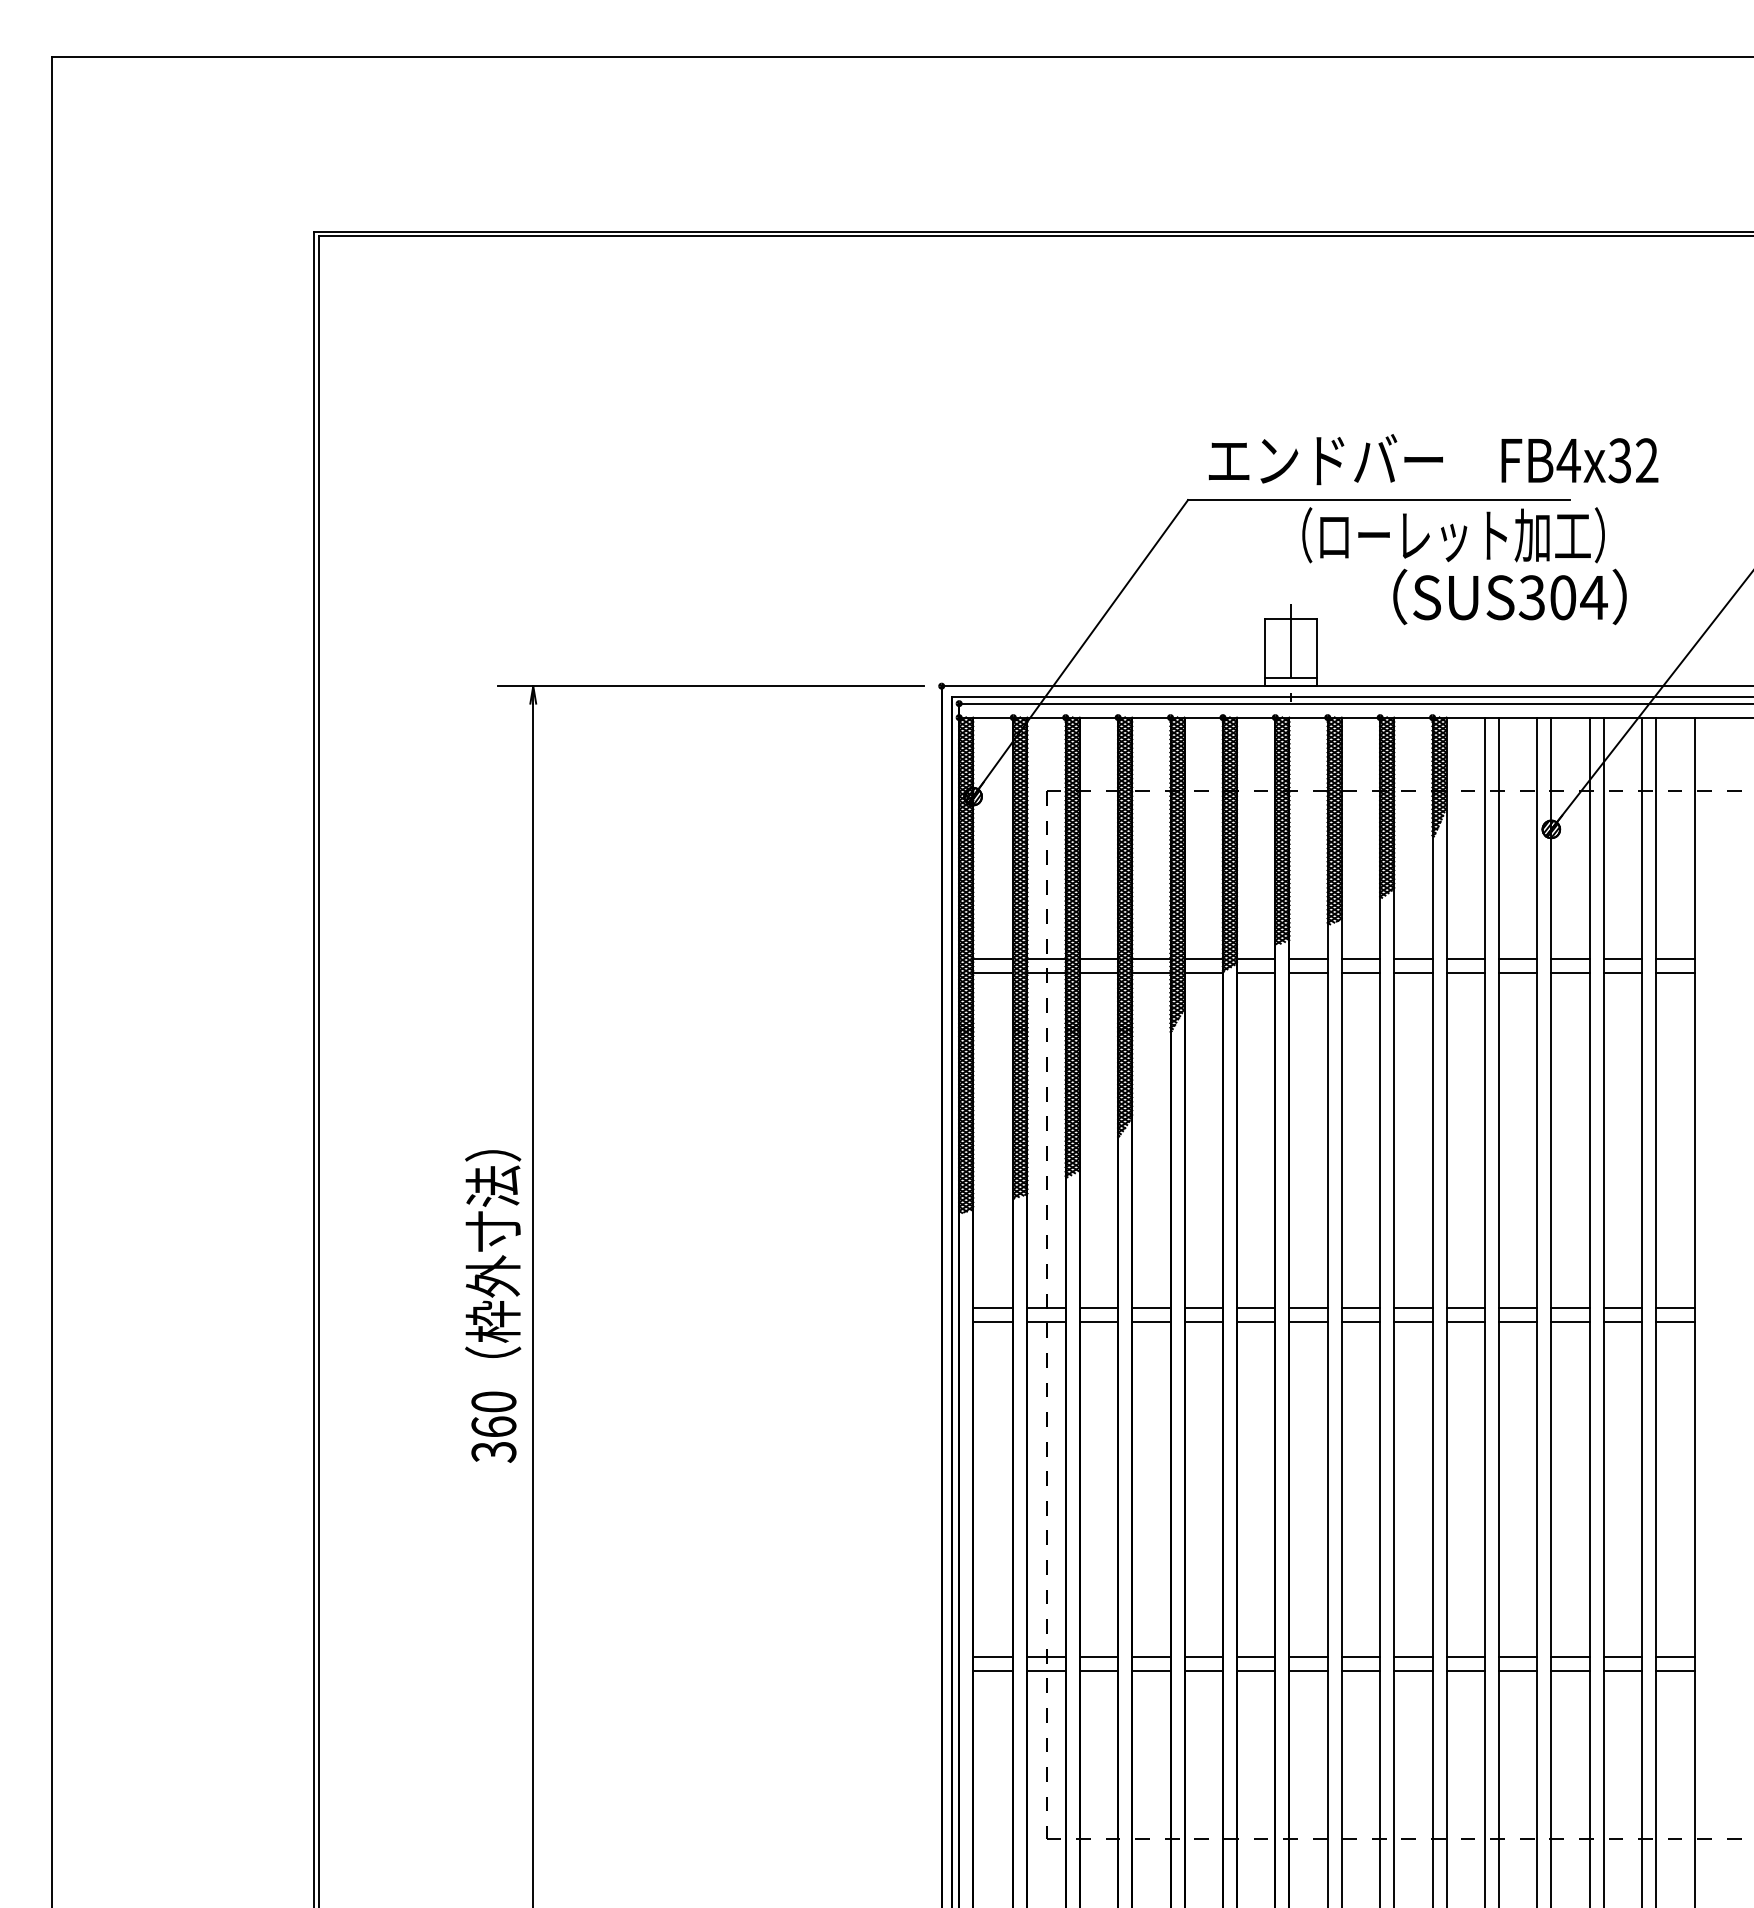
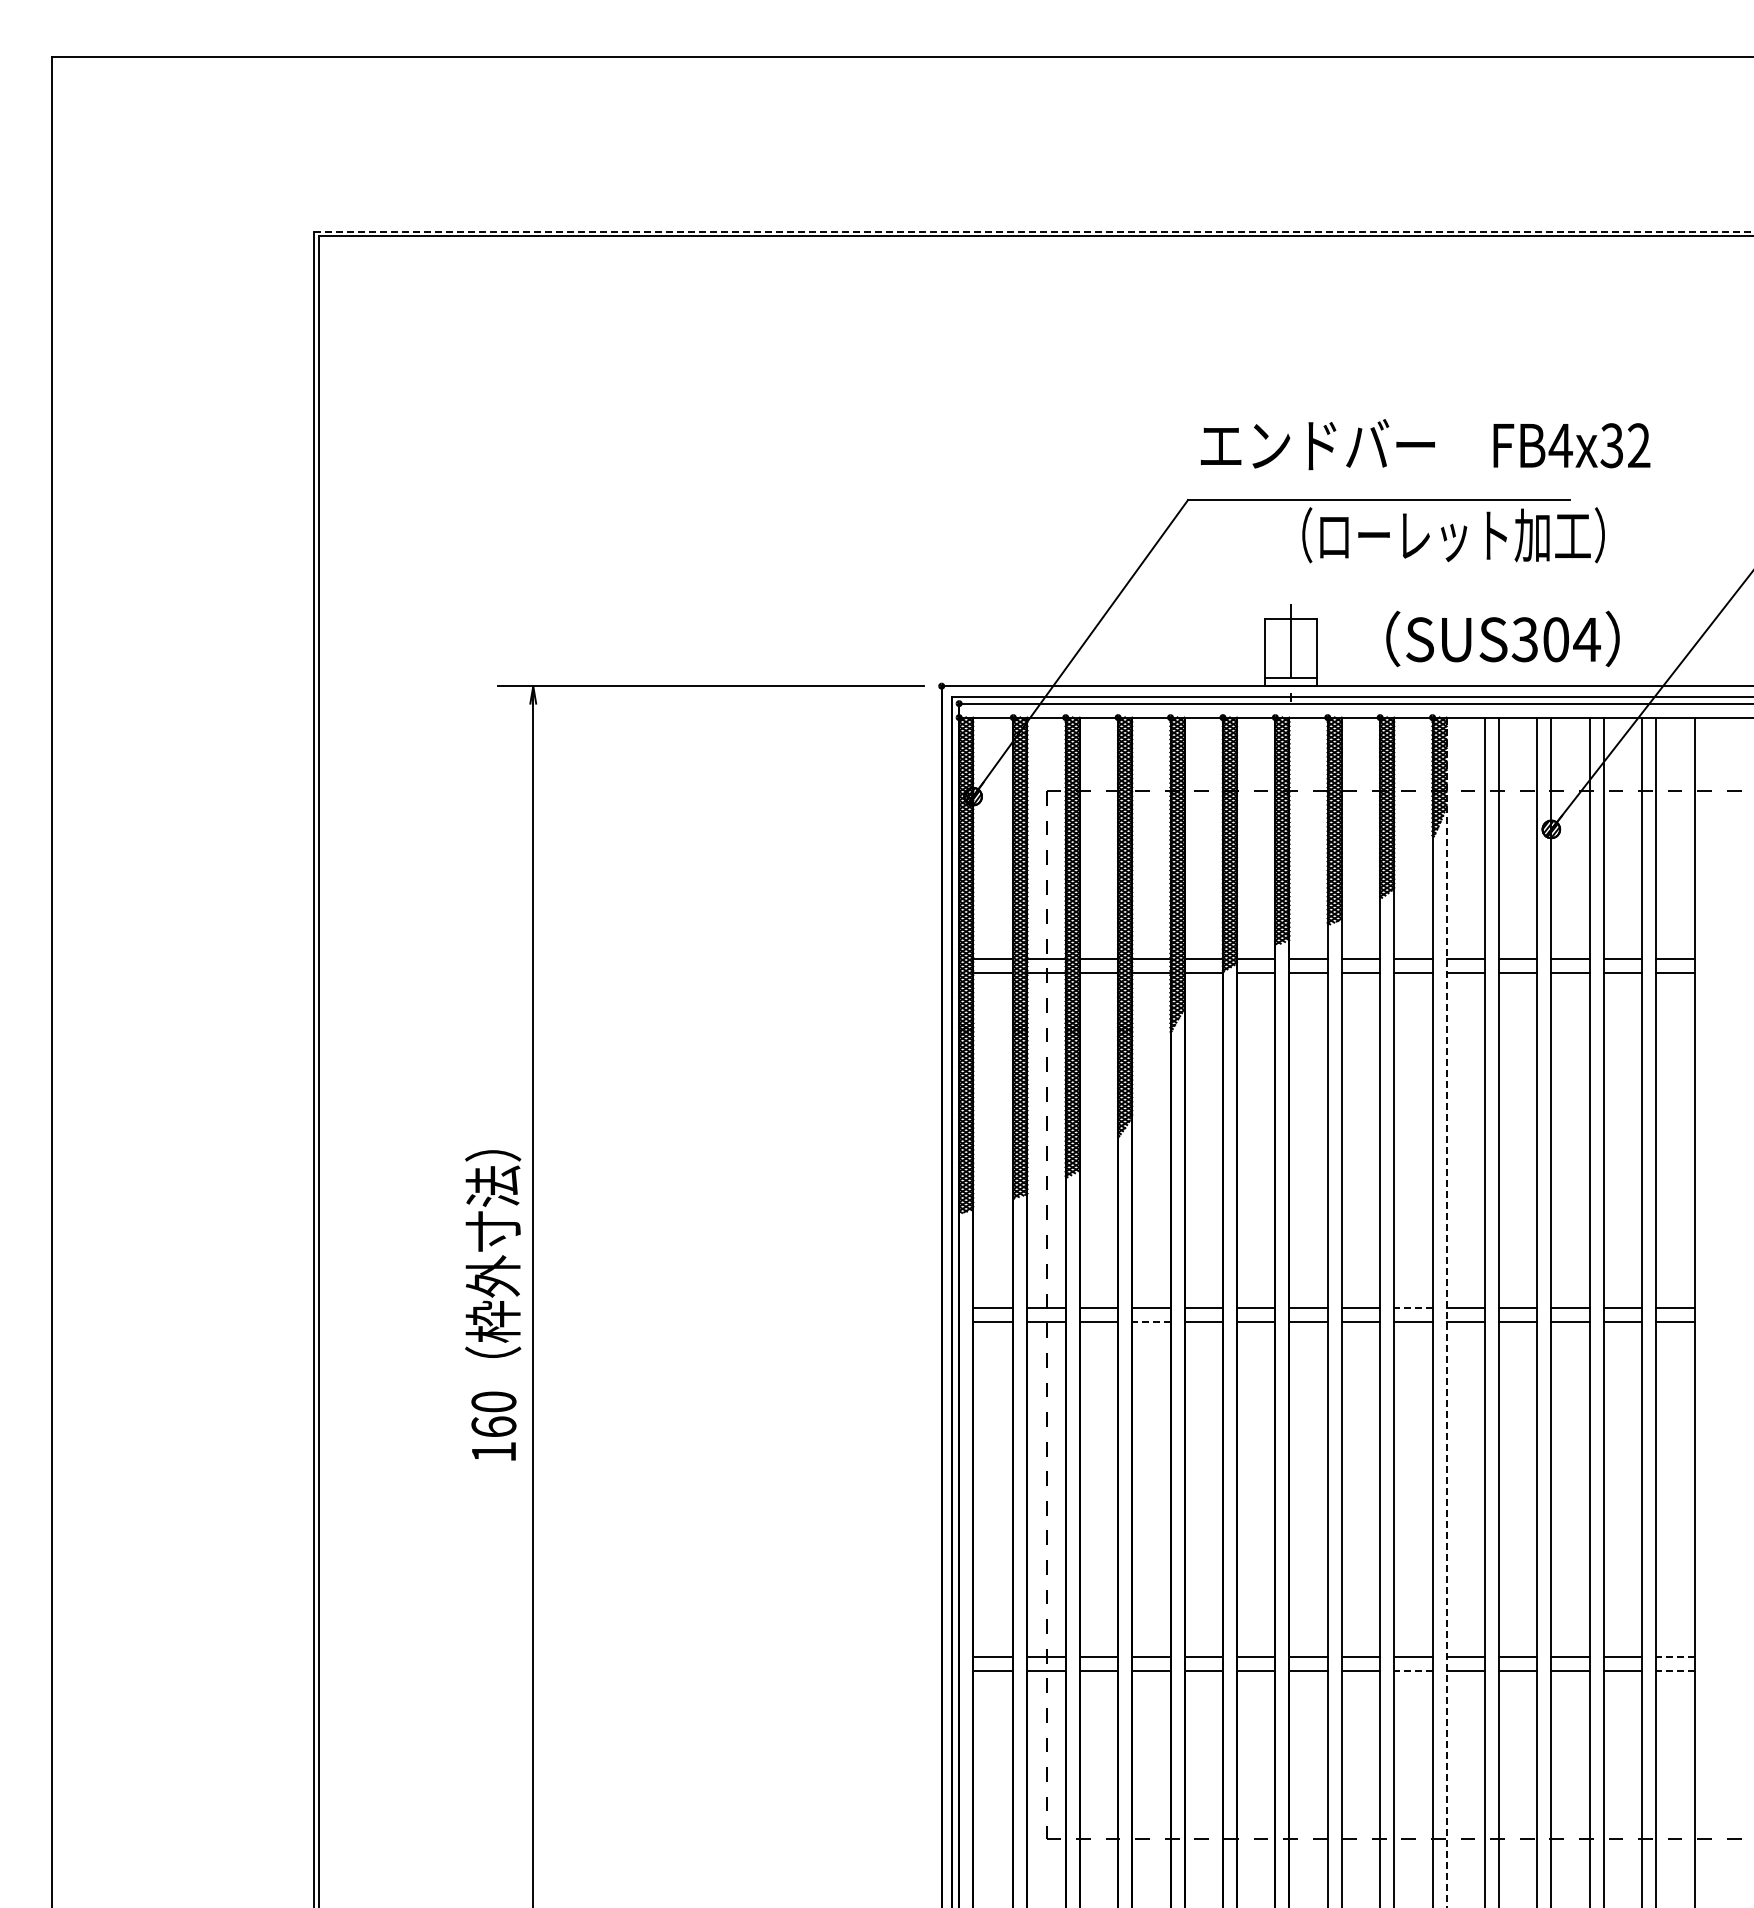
line: solid -> dashed (1034, 231)
text position: (1433, 459) -> (1425, 444) (1425, 444)
text position: (1509, 596) -> (1502, 638) (1502, 638)
line: solid -> dashed (1412, 1308)
line: solid -> dashed (1446, 1312)
line: solid -> dashed (1150, 1322)
text: 360 -> 160 (493, 1452)
line: solid -> dashed (1674, 1657)
line: solid -> dashed (1412, 1671)
line: solid -> dashed (1674, 1671)
